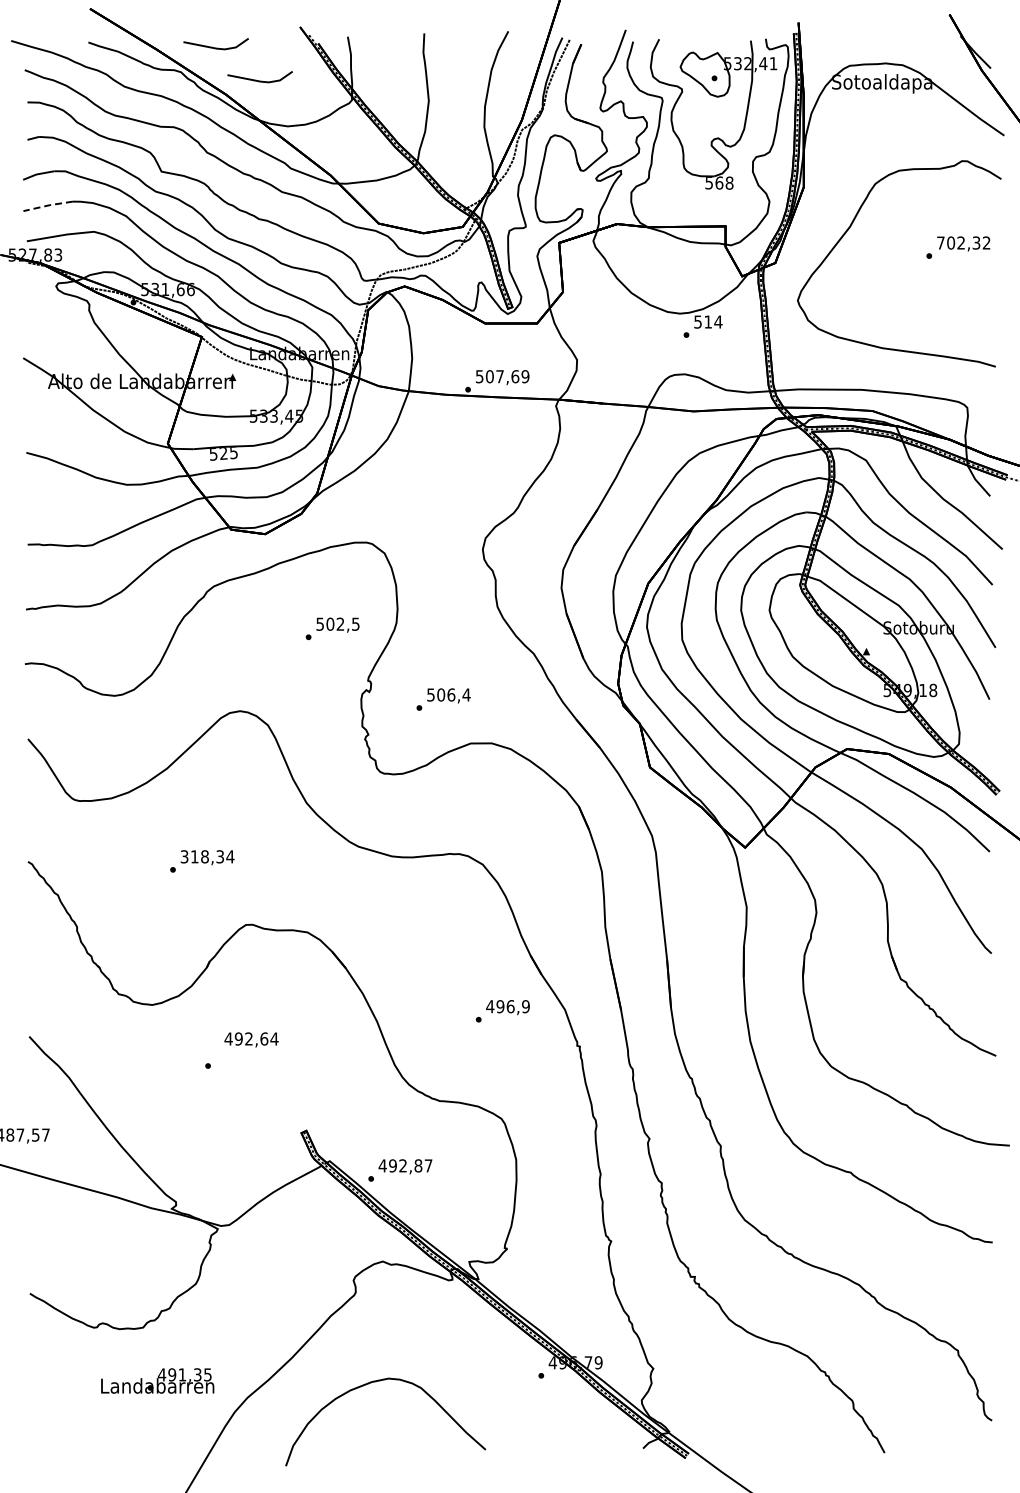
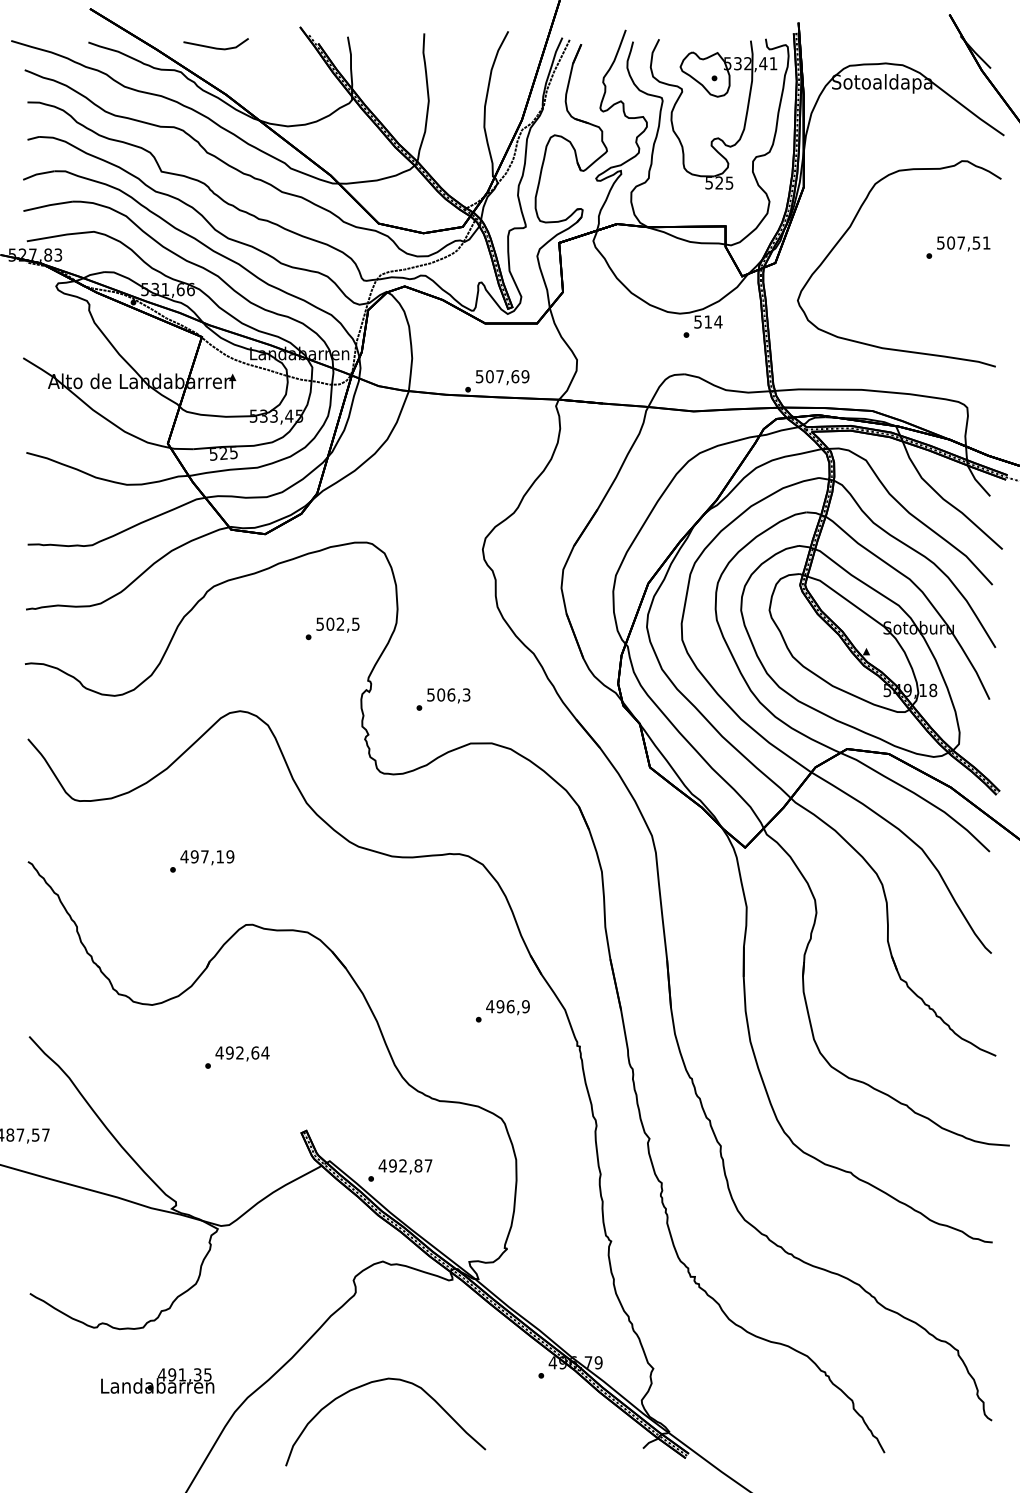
line: present -> none (259, 80)
text: 568 -> 525 (724, 182)
line: dashed -> solid (48, 205)
text: 702,32 -> 507,51 (963, 242)
text: 506,4 -> 506,3 (466, 694)
text: 318,34 -> 497,19 (207, 856)
text position: (251, 1039) -> (242, 1053) (242, 1053)
